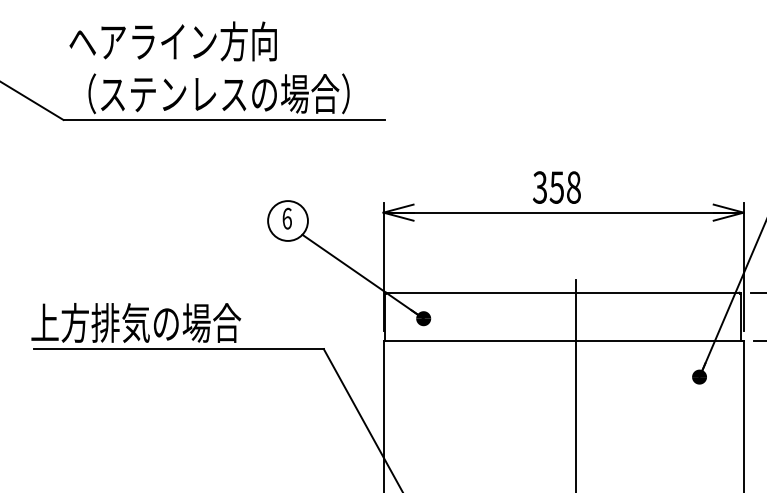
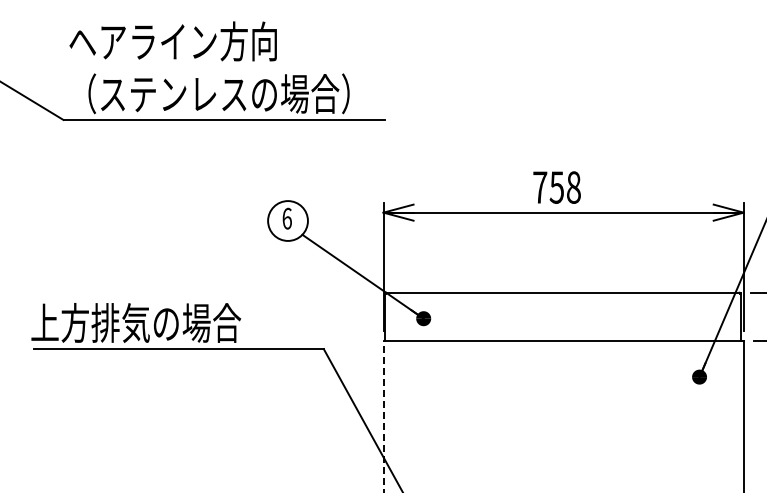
text: 358 -> 758 (539, 187)
line: present -> none (575, 384)
line: solid -> dashed (383, 416)
